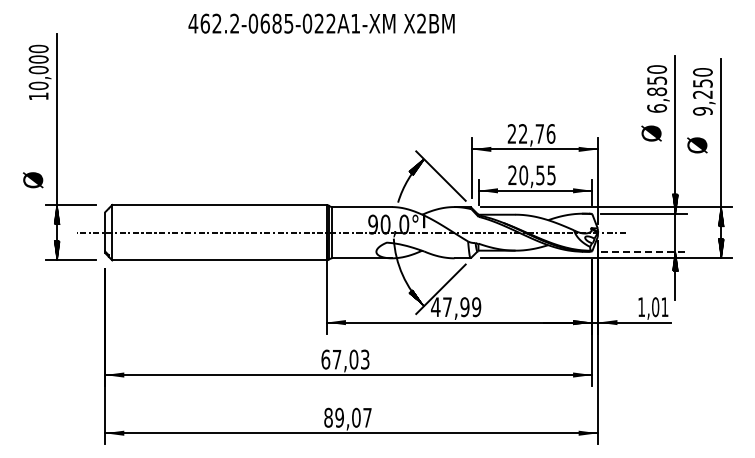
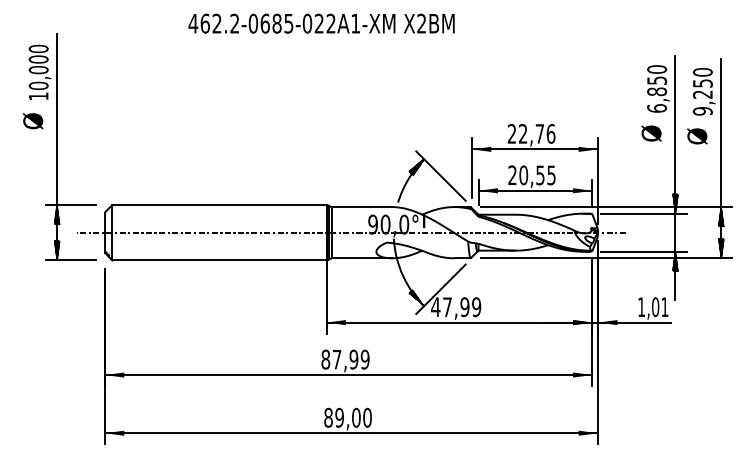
text position: (697, 145) -> (697, 136) (697, 136)
text position: (33, 180) -> (33, 121) (33, 121)
line: dashed -> solid (643, 251)
text: 67,03 -> 87,99 (345, 359)
text: 89,07 -> 89,00 (367, 417)
